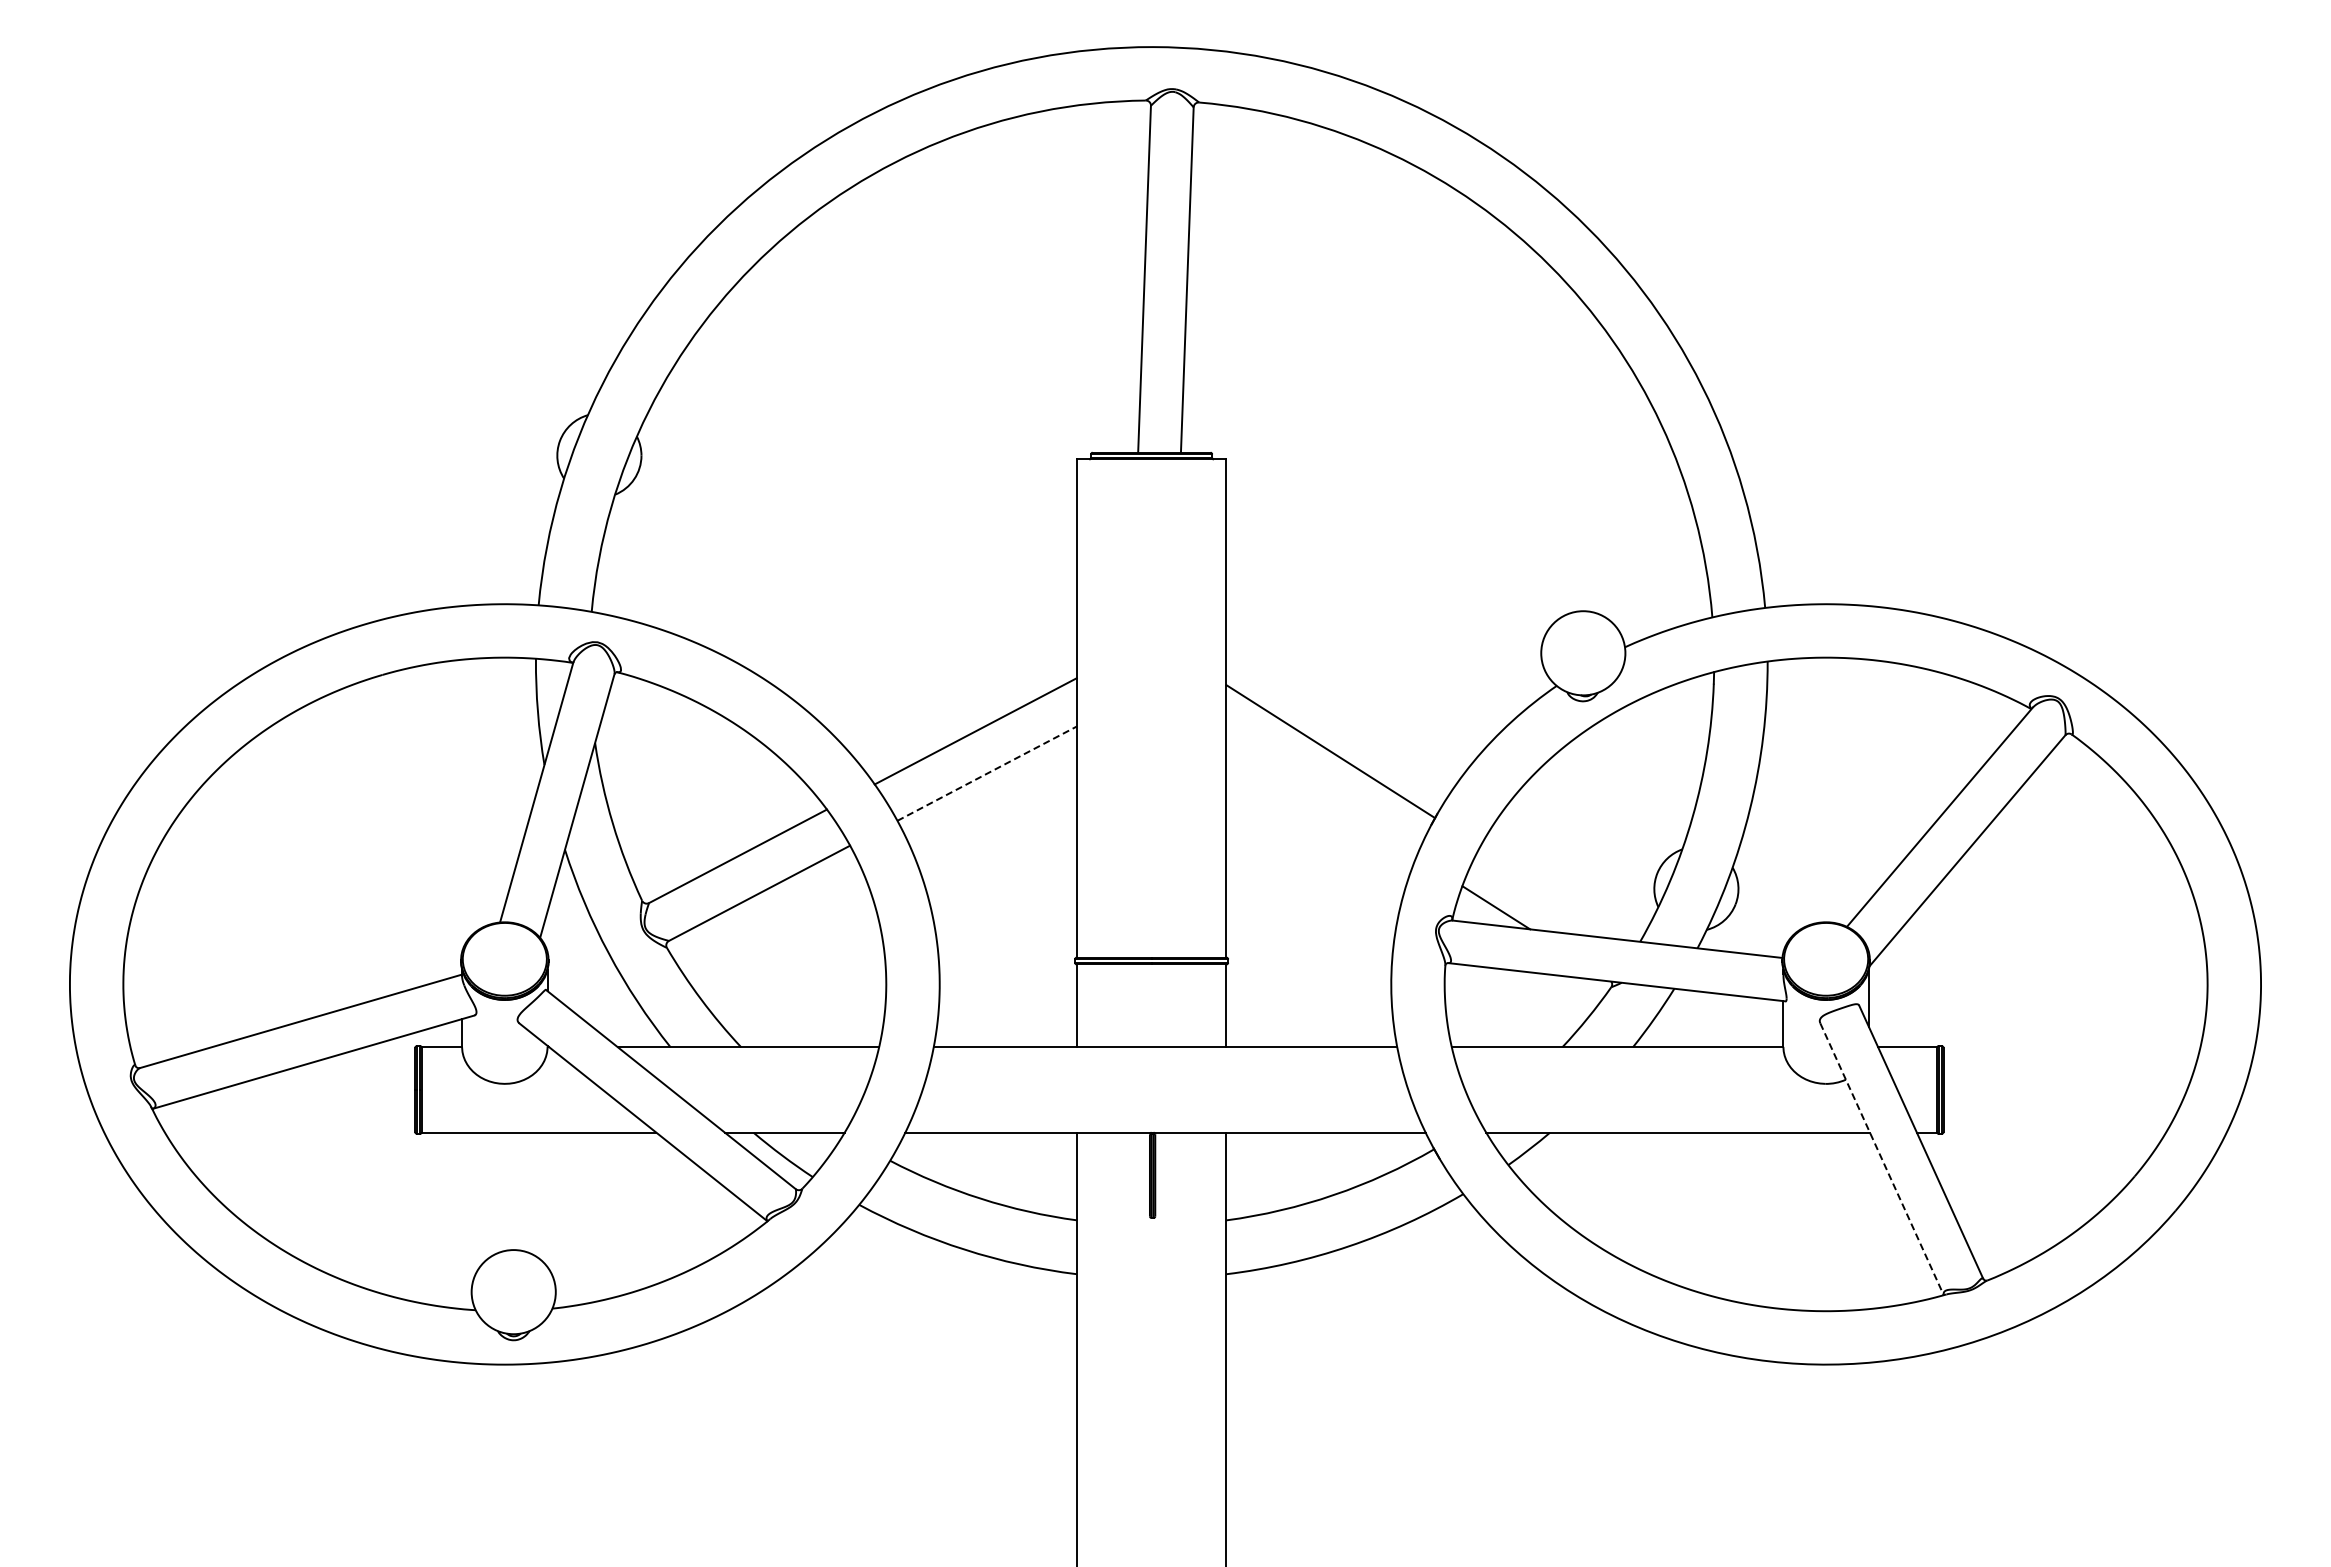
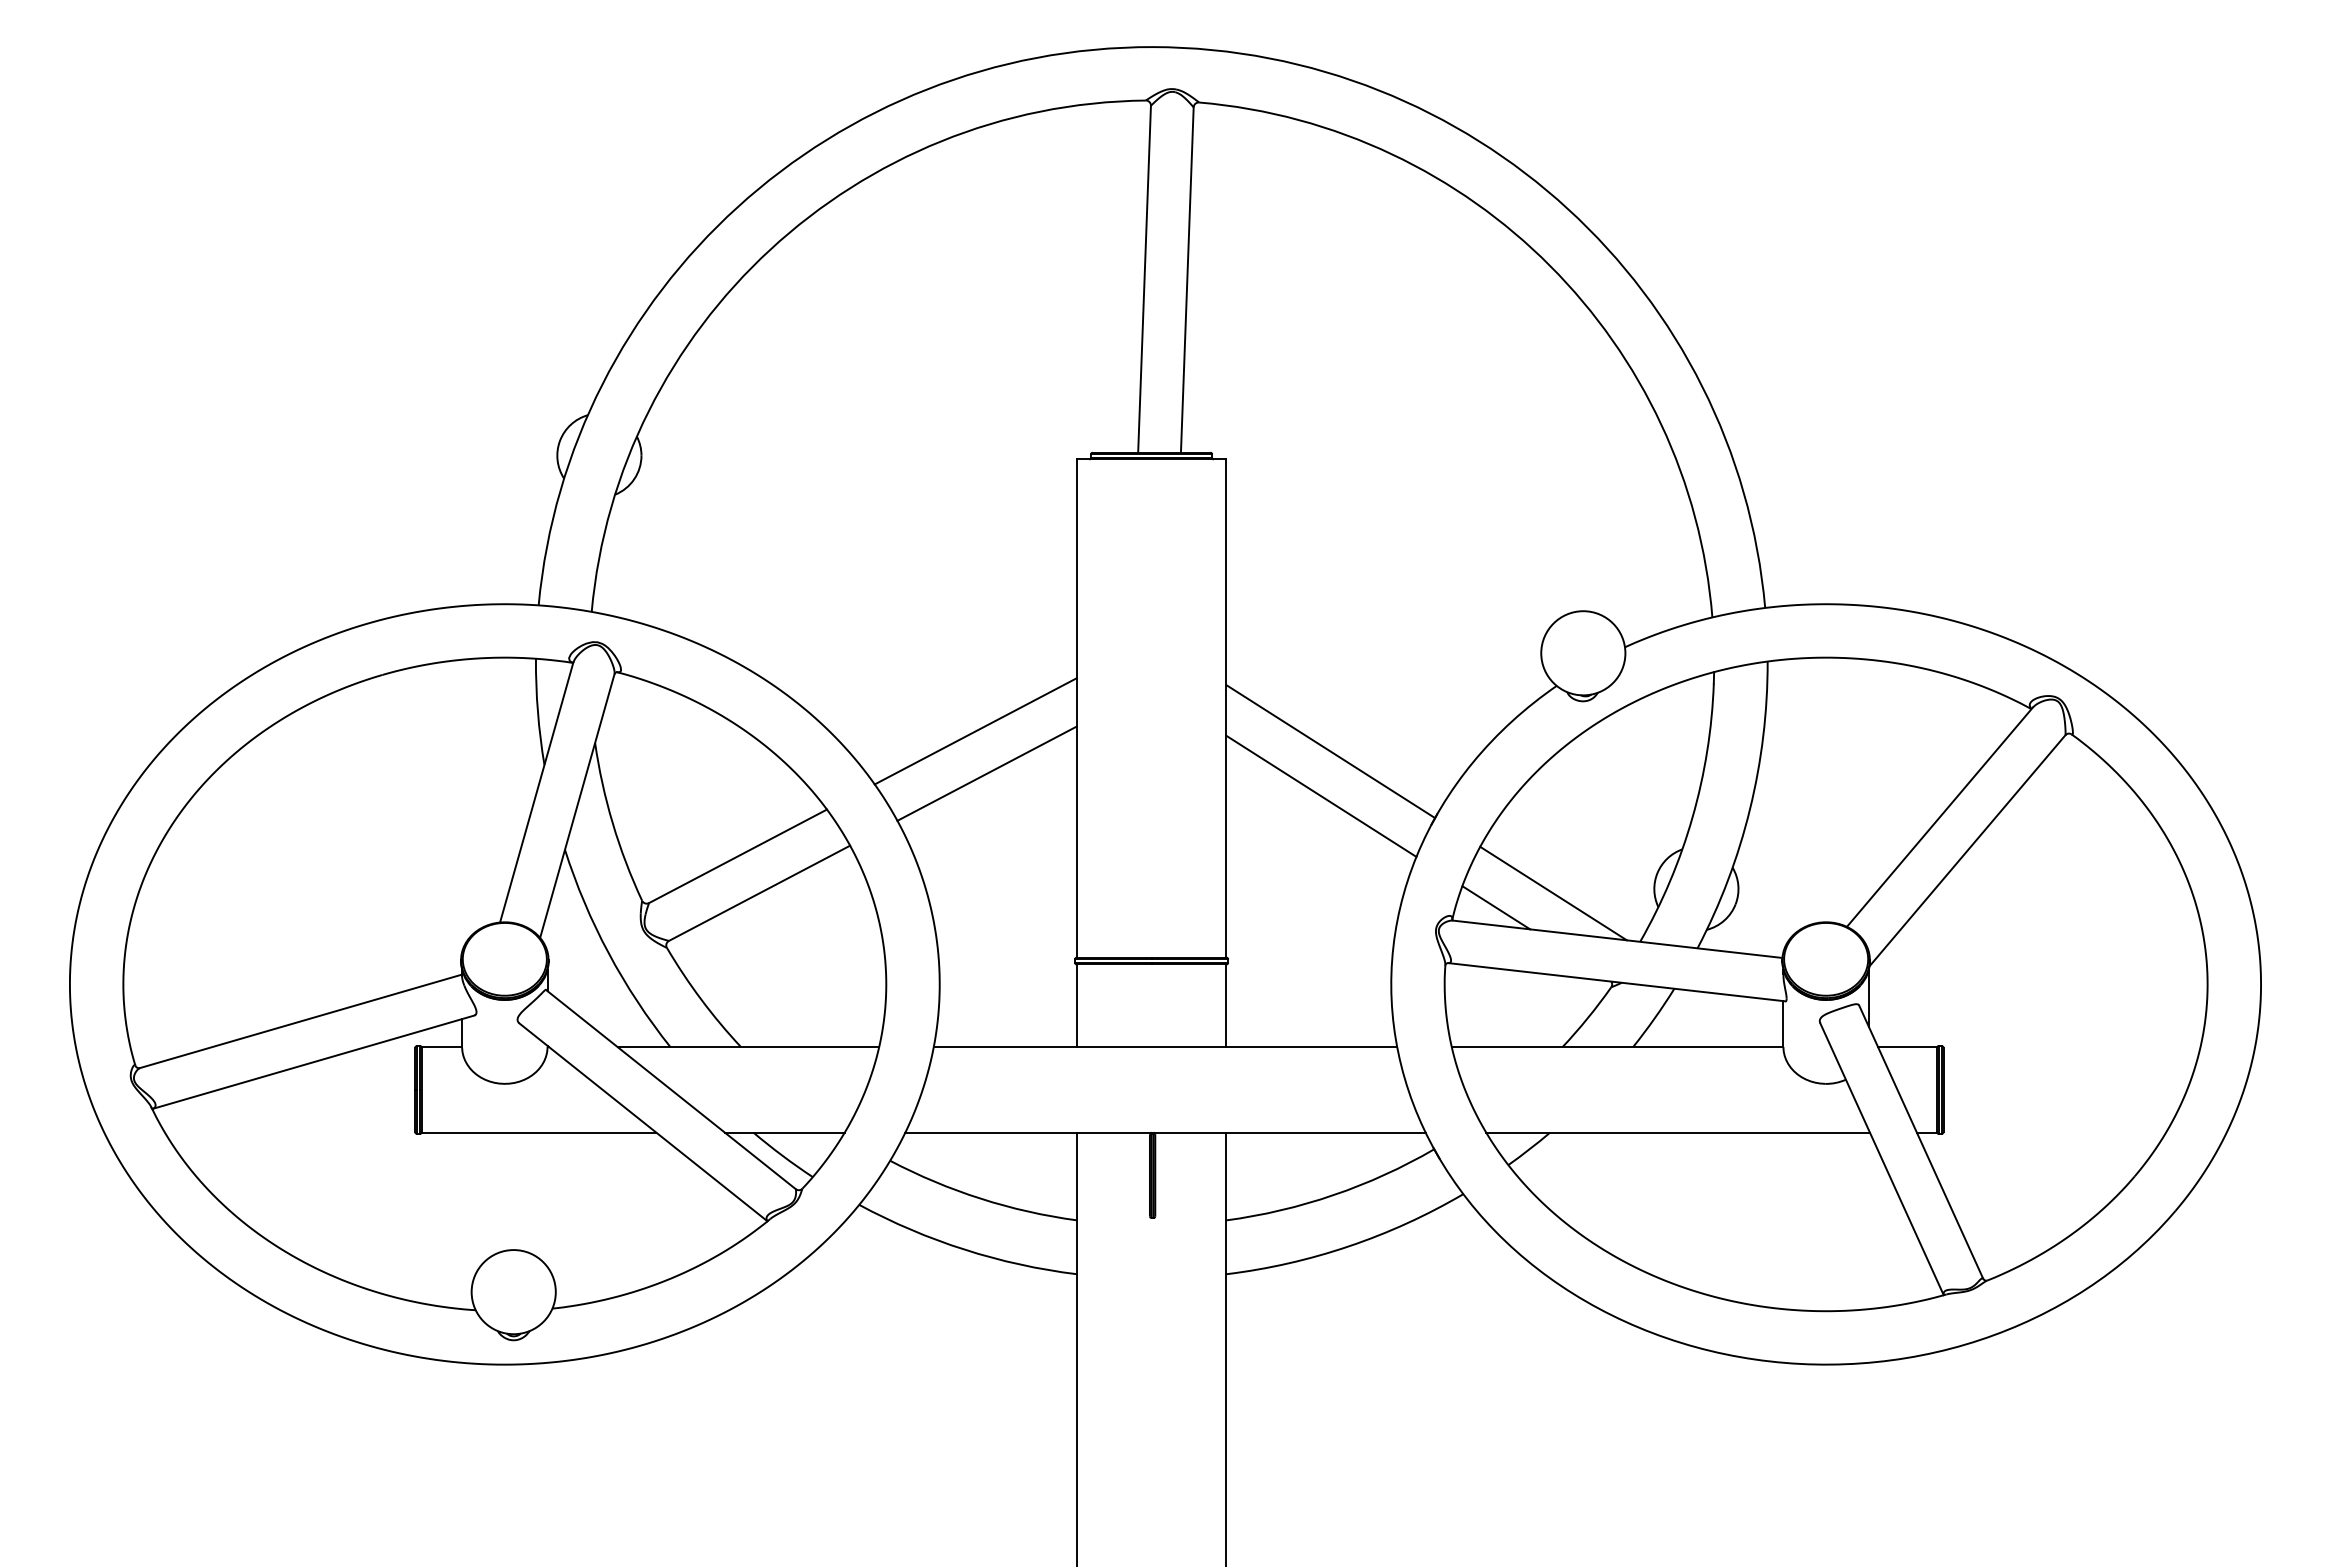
line: dashed -> solid (987, 773)
line: none -> present (1321, 795)
line: none -> present (1553, 893)
line: dashed -> solid (1882, 1159)
